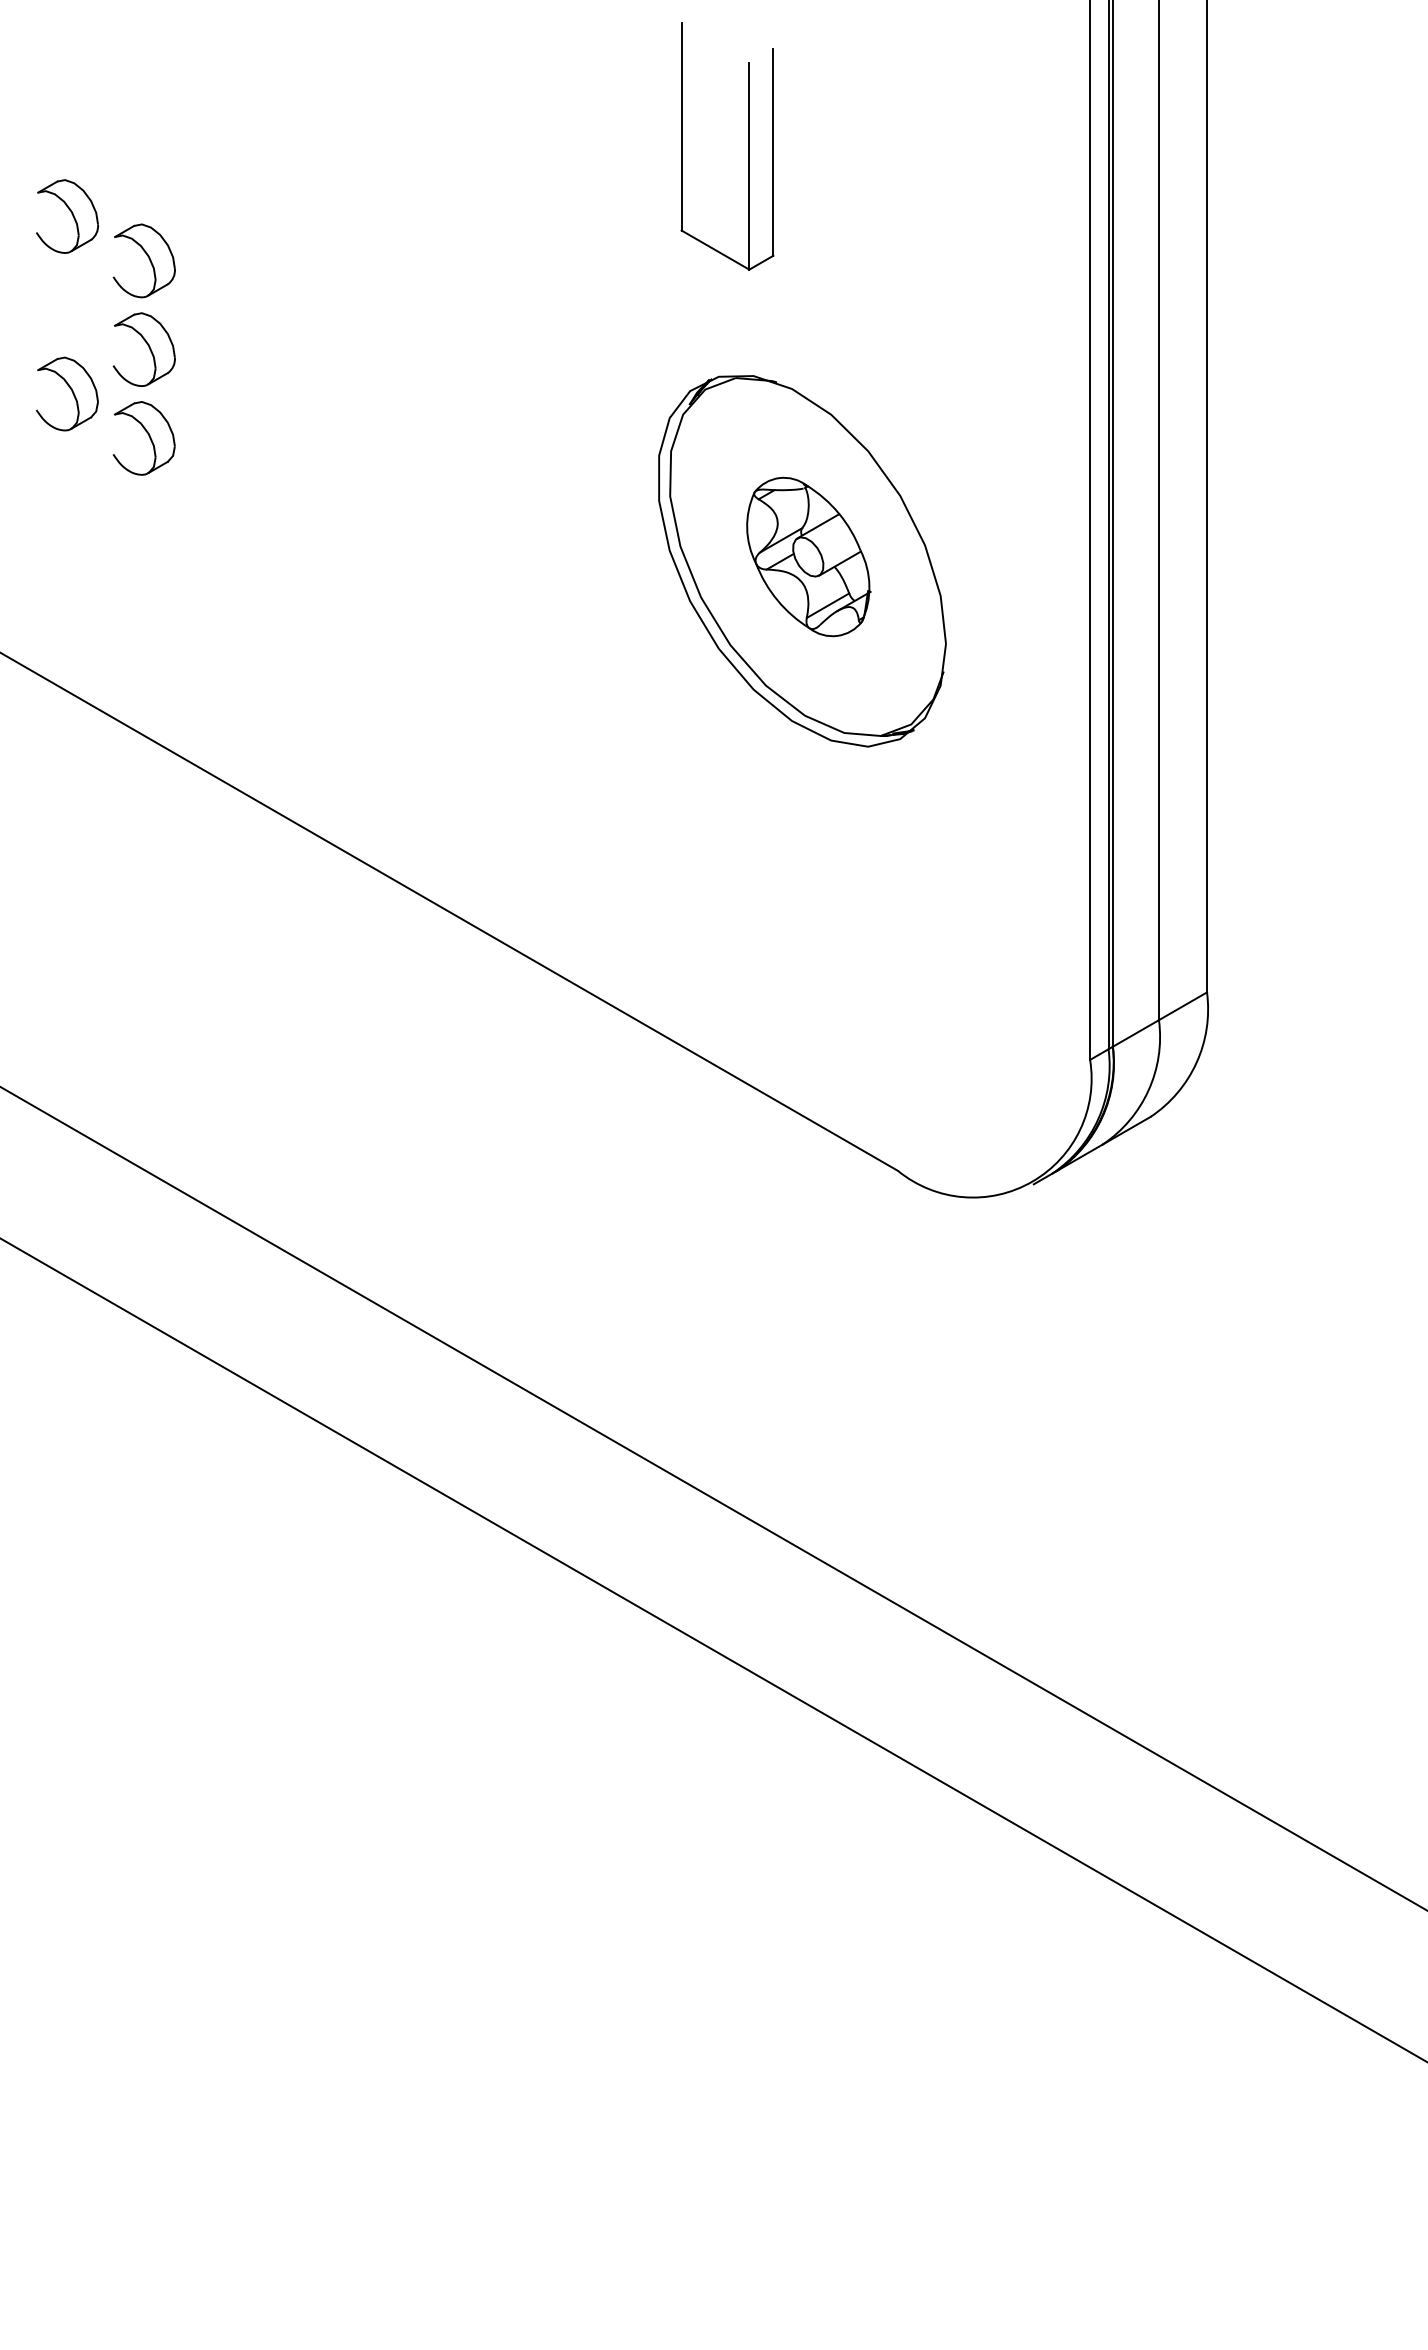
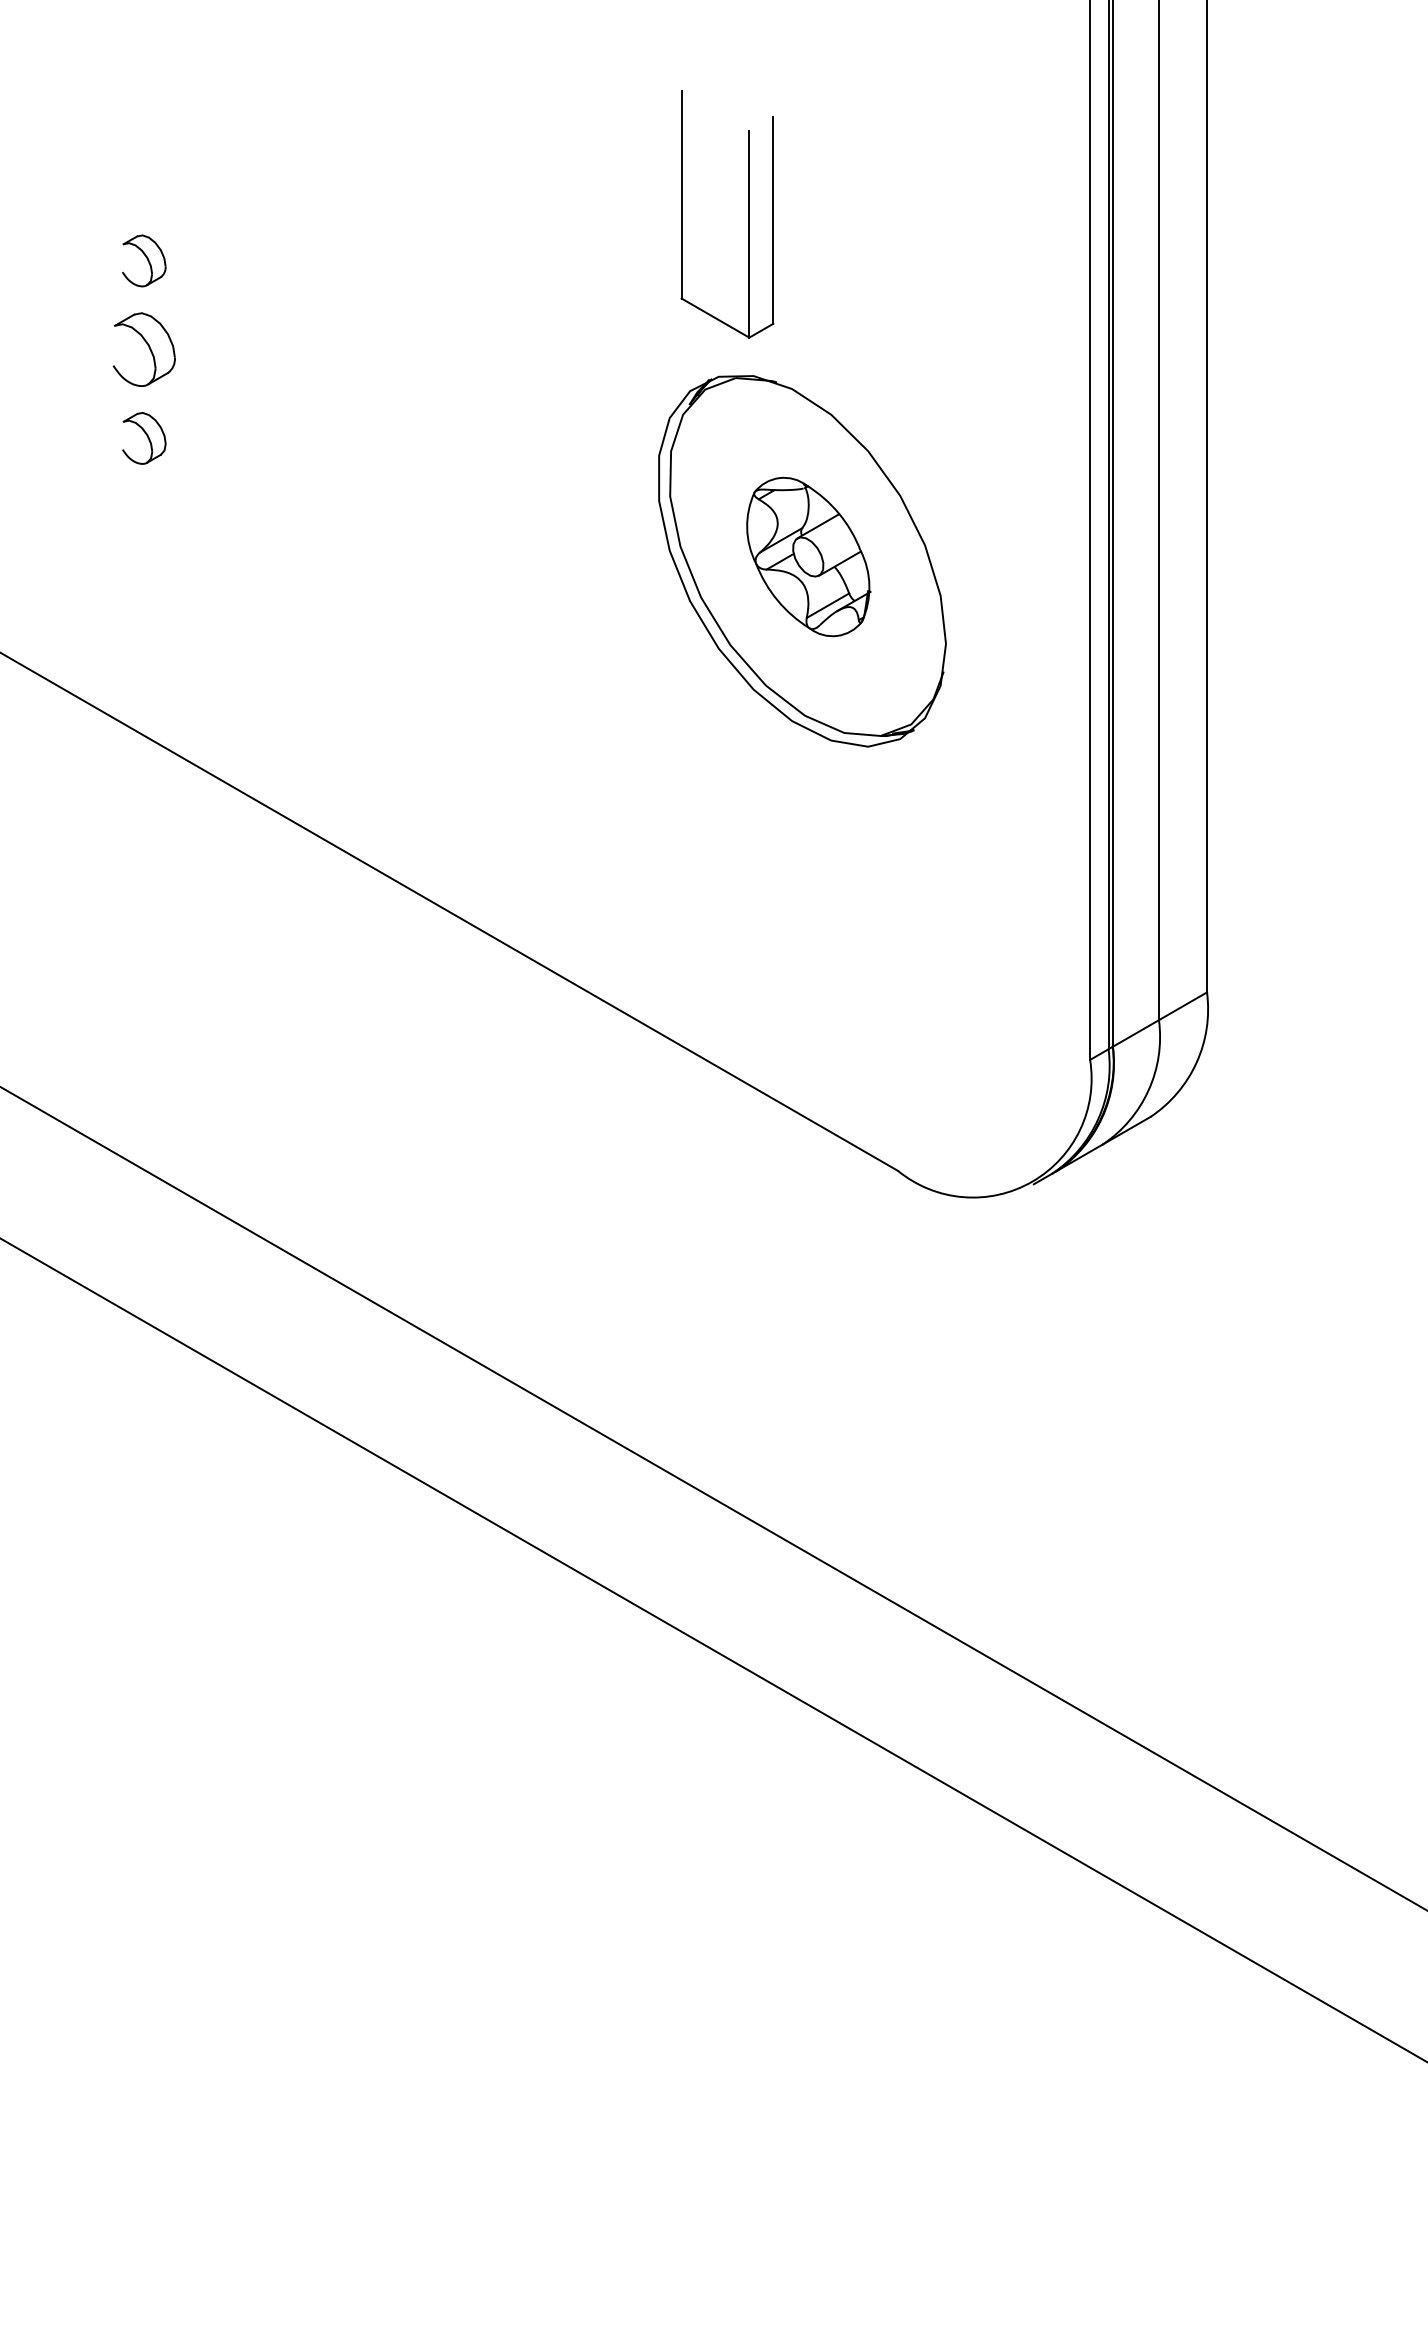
part position: (748, 146) -> (748, 214) (748, 214)
part: present -> none (67, 216)
part size: 64x76 px -> 45x54 px (144, 260)
part: present -> none (67, 393)
part size: 63x75 px -> 45x53 px (144, 438)
